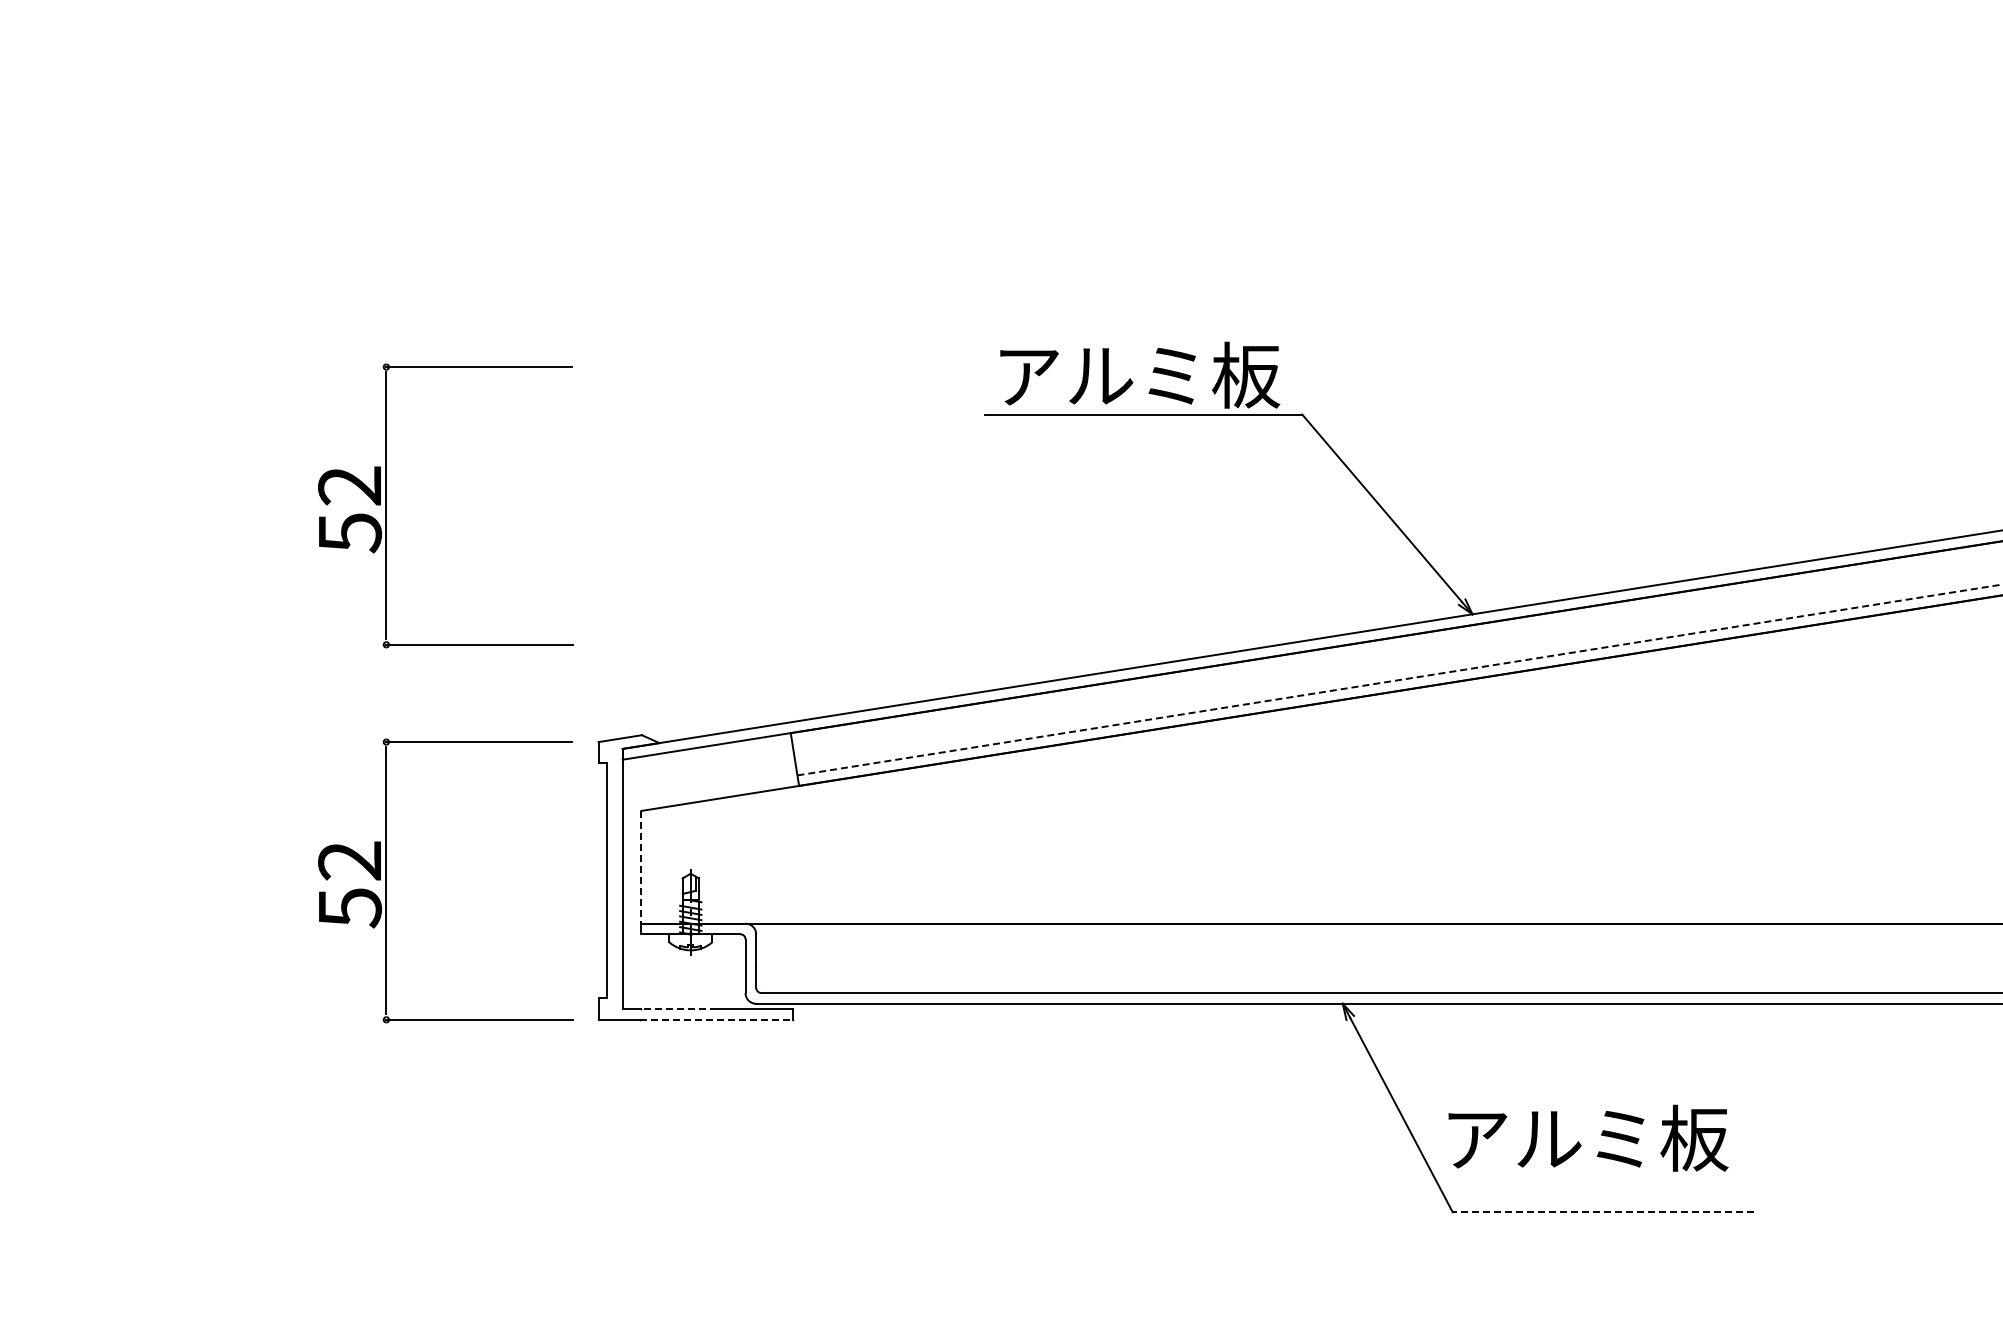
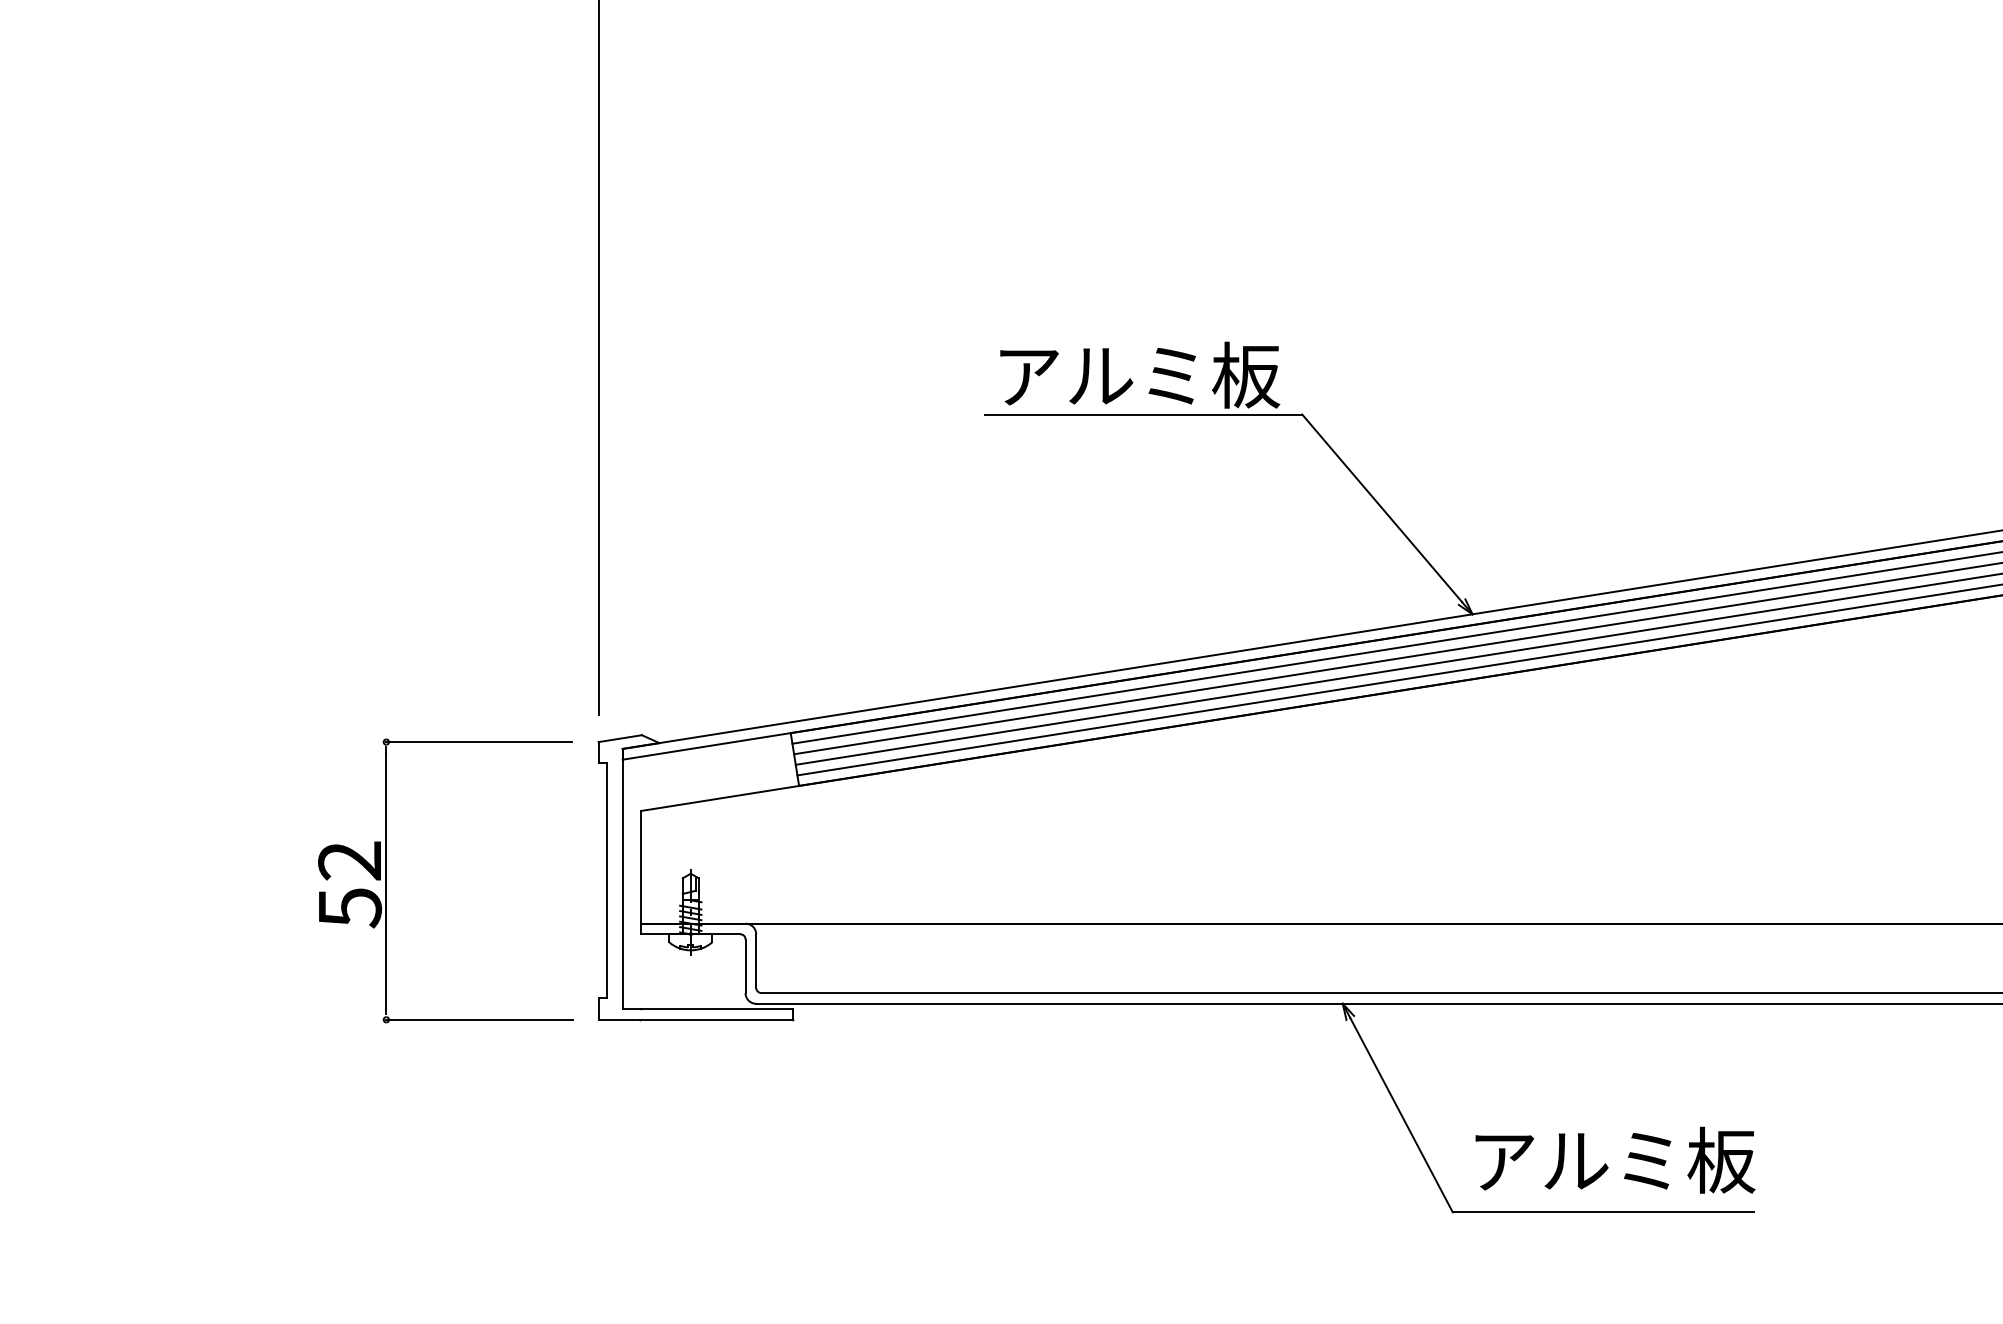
line: none -> present (598, 358)
part: present -> none (386, 505)
line: none -> present (1395, 647)
line: none -> present (1396, 658)
line: none -> present (1397, 669)
line: dashed -> solid (1399, 680)
line: dashed -> solid (641, 867)
line: dashed -> solid (679, 1009)
line: dashed -> solid (716, 1019)
text position: (1588, 1137) -> (1615, 1159) (1615, 1159)
line: dashed -> solid (1603, 1212)
